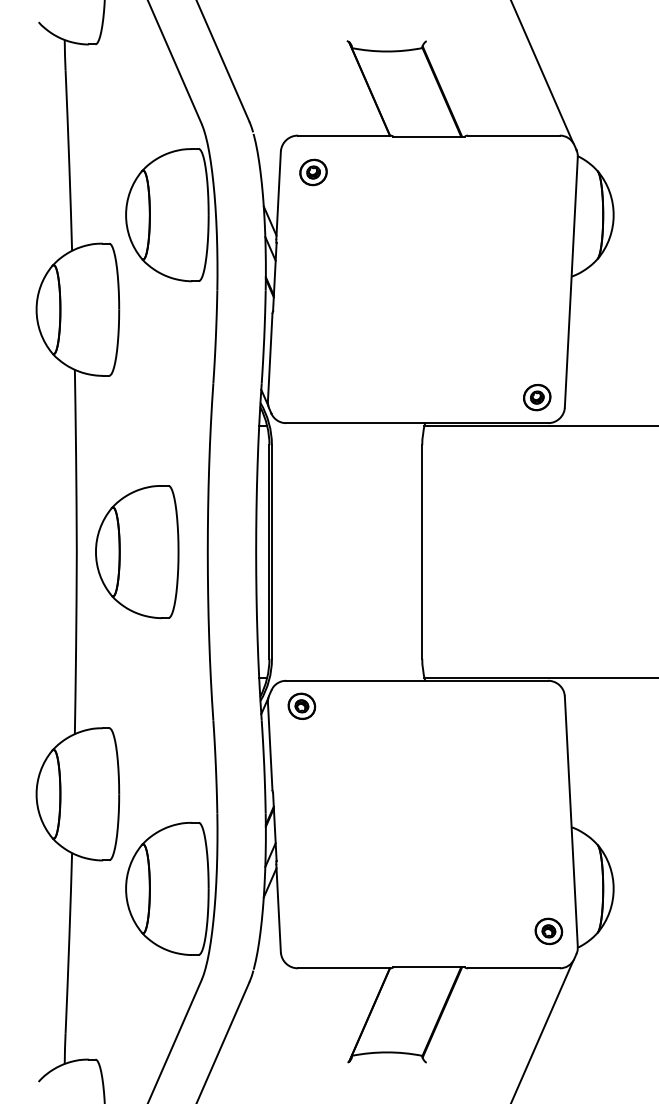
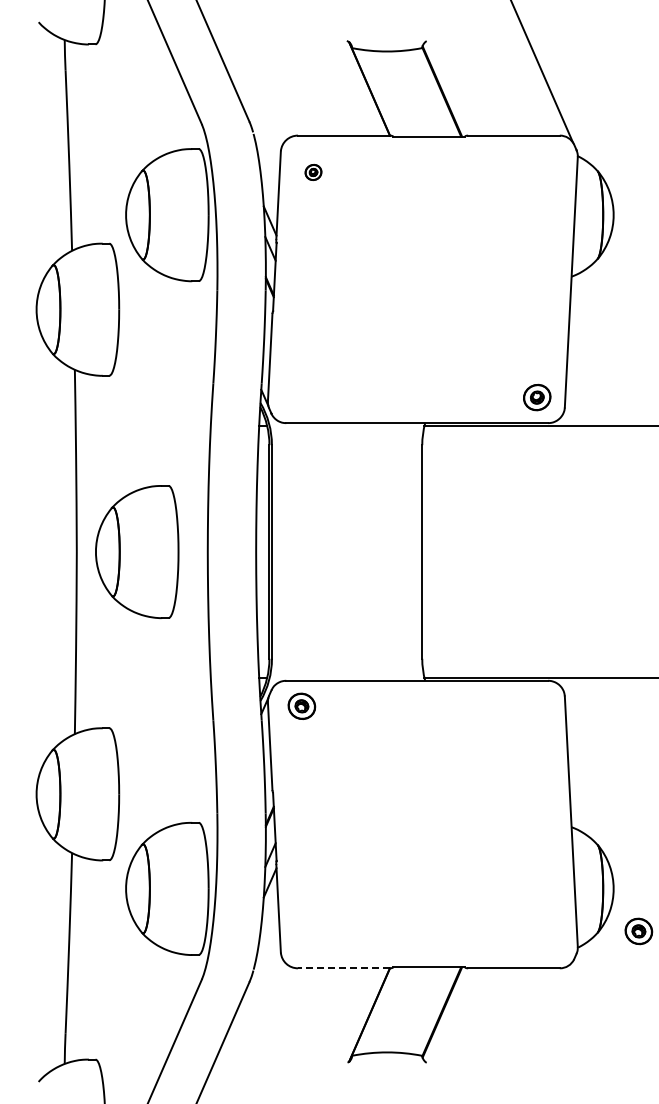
part size: 29x29 px -> 19x17 px (313, 172)
part position: (548, 931) -> (638, 931) (638, 931)
line: solid -> dashed (343, 968)
line: present -> none (542, 1030)
